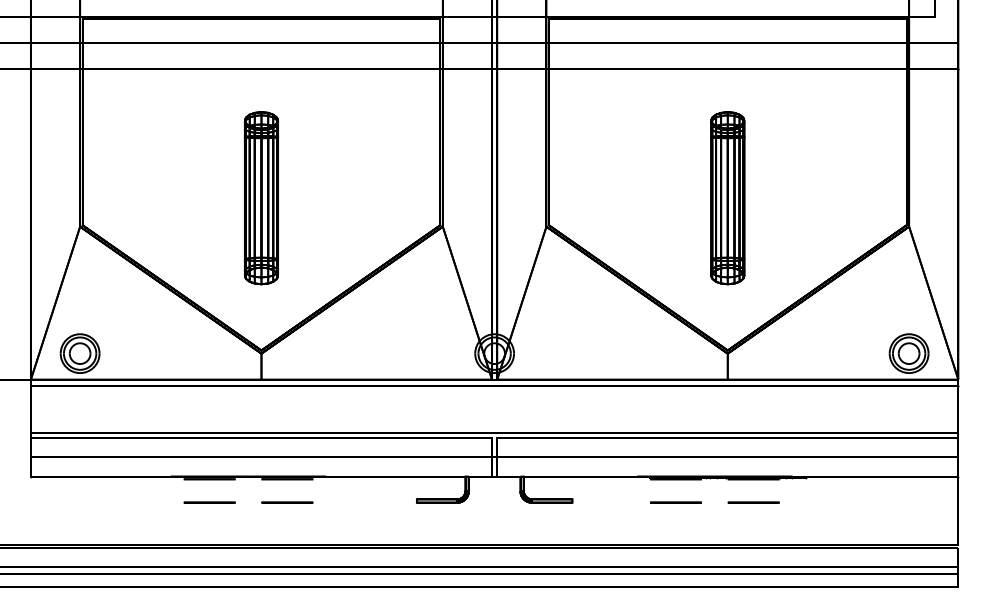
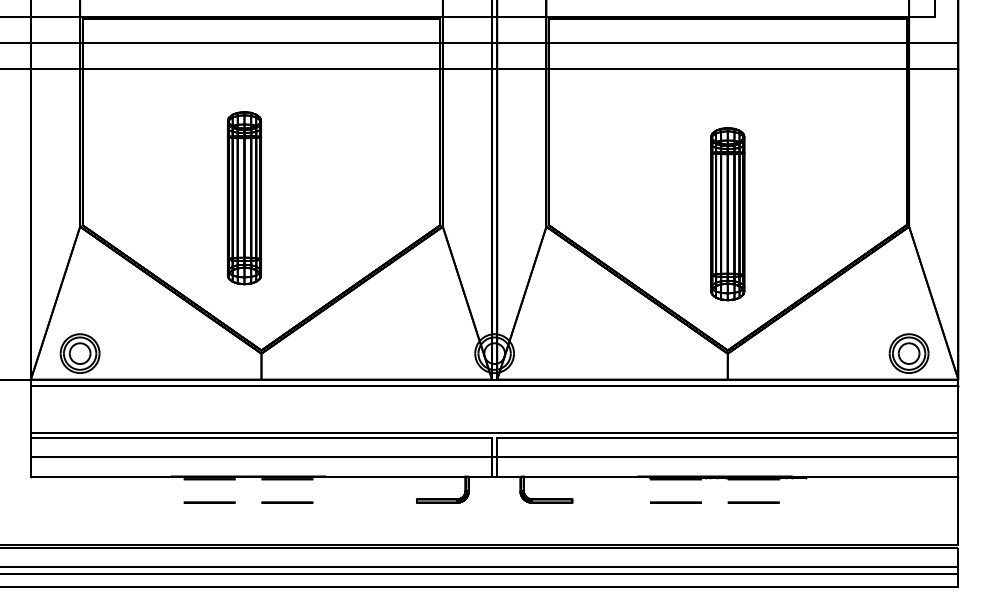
part position: (261, 198) -> (244, 198) (244, 198)
part position: (727, 198) -> (727, 214) (727, 214)
